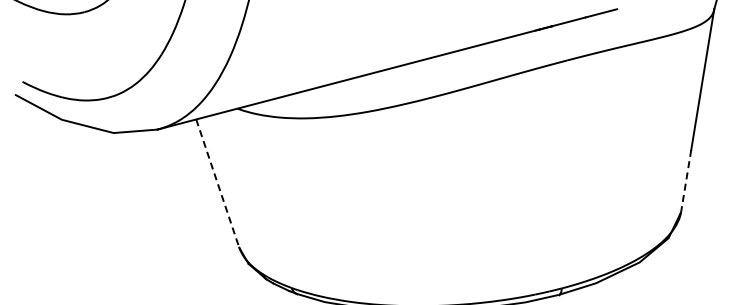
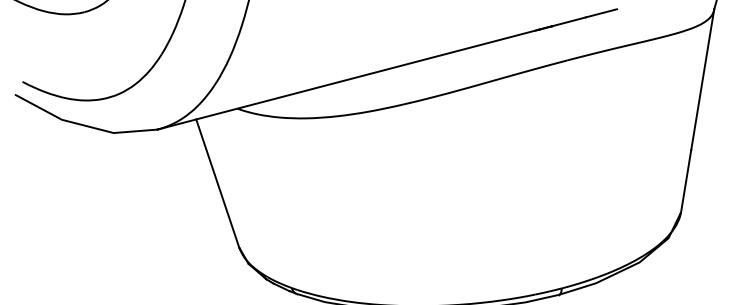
line: dashed -> solid (686, 181)
line: dashed -> solid (217, 183)
